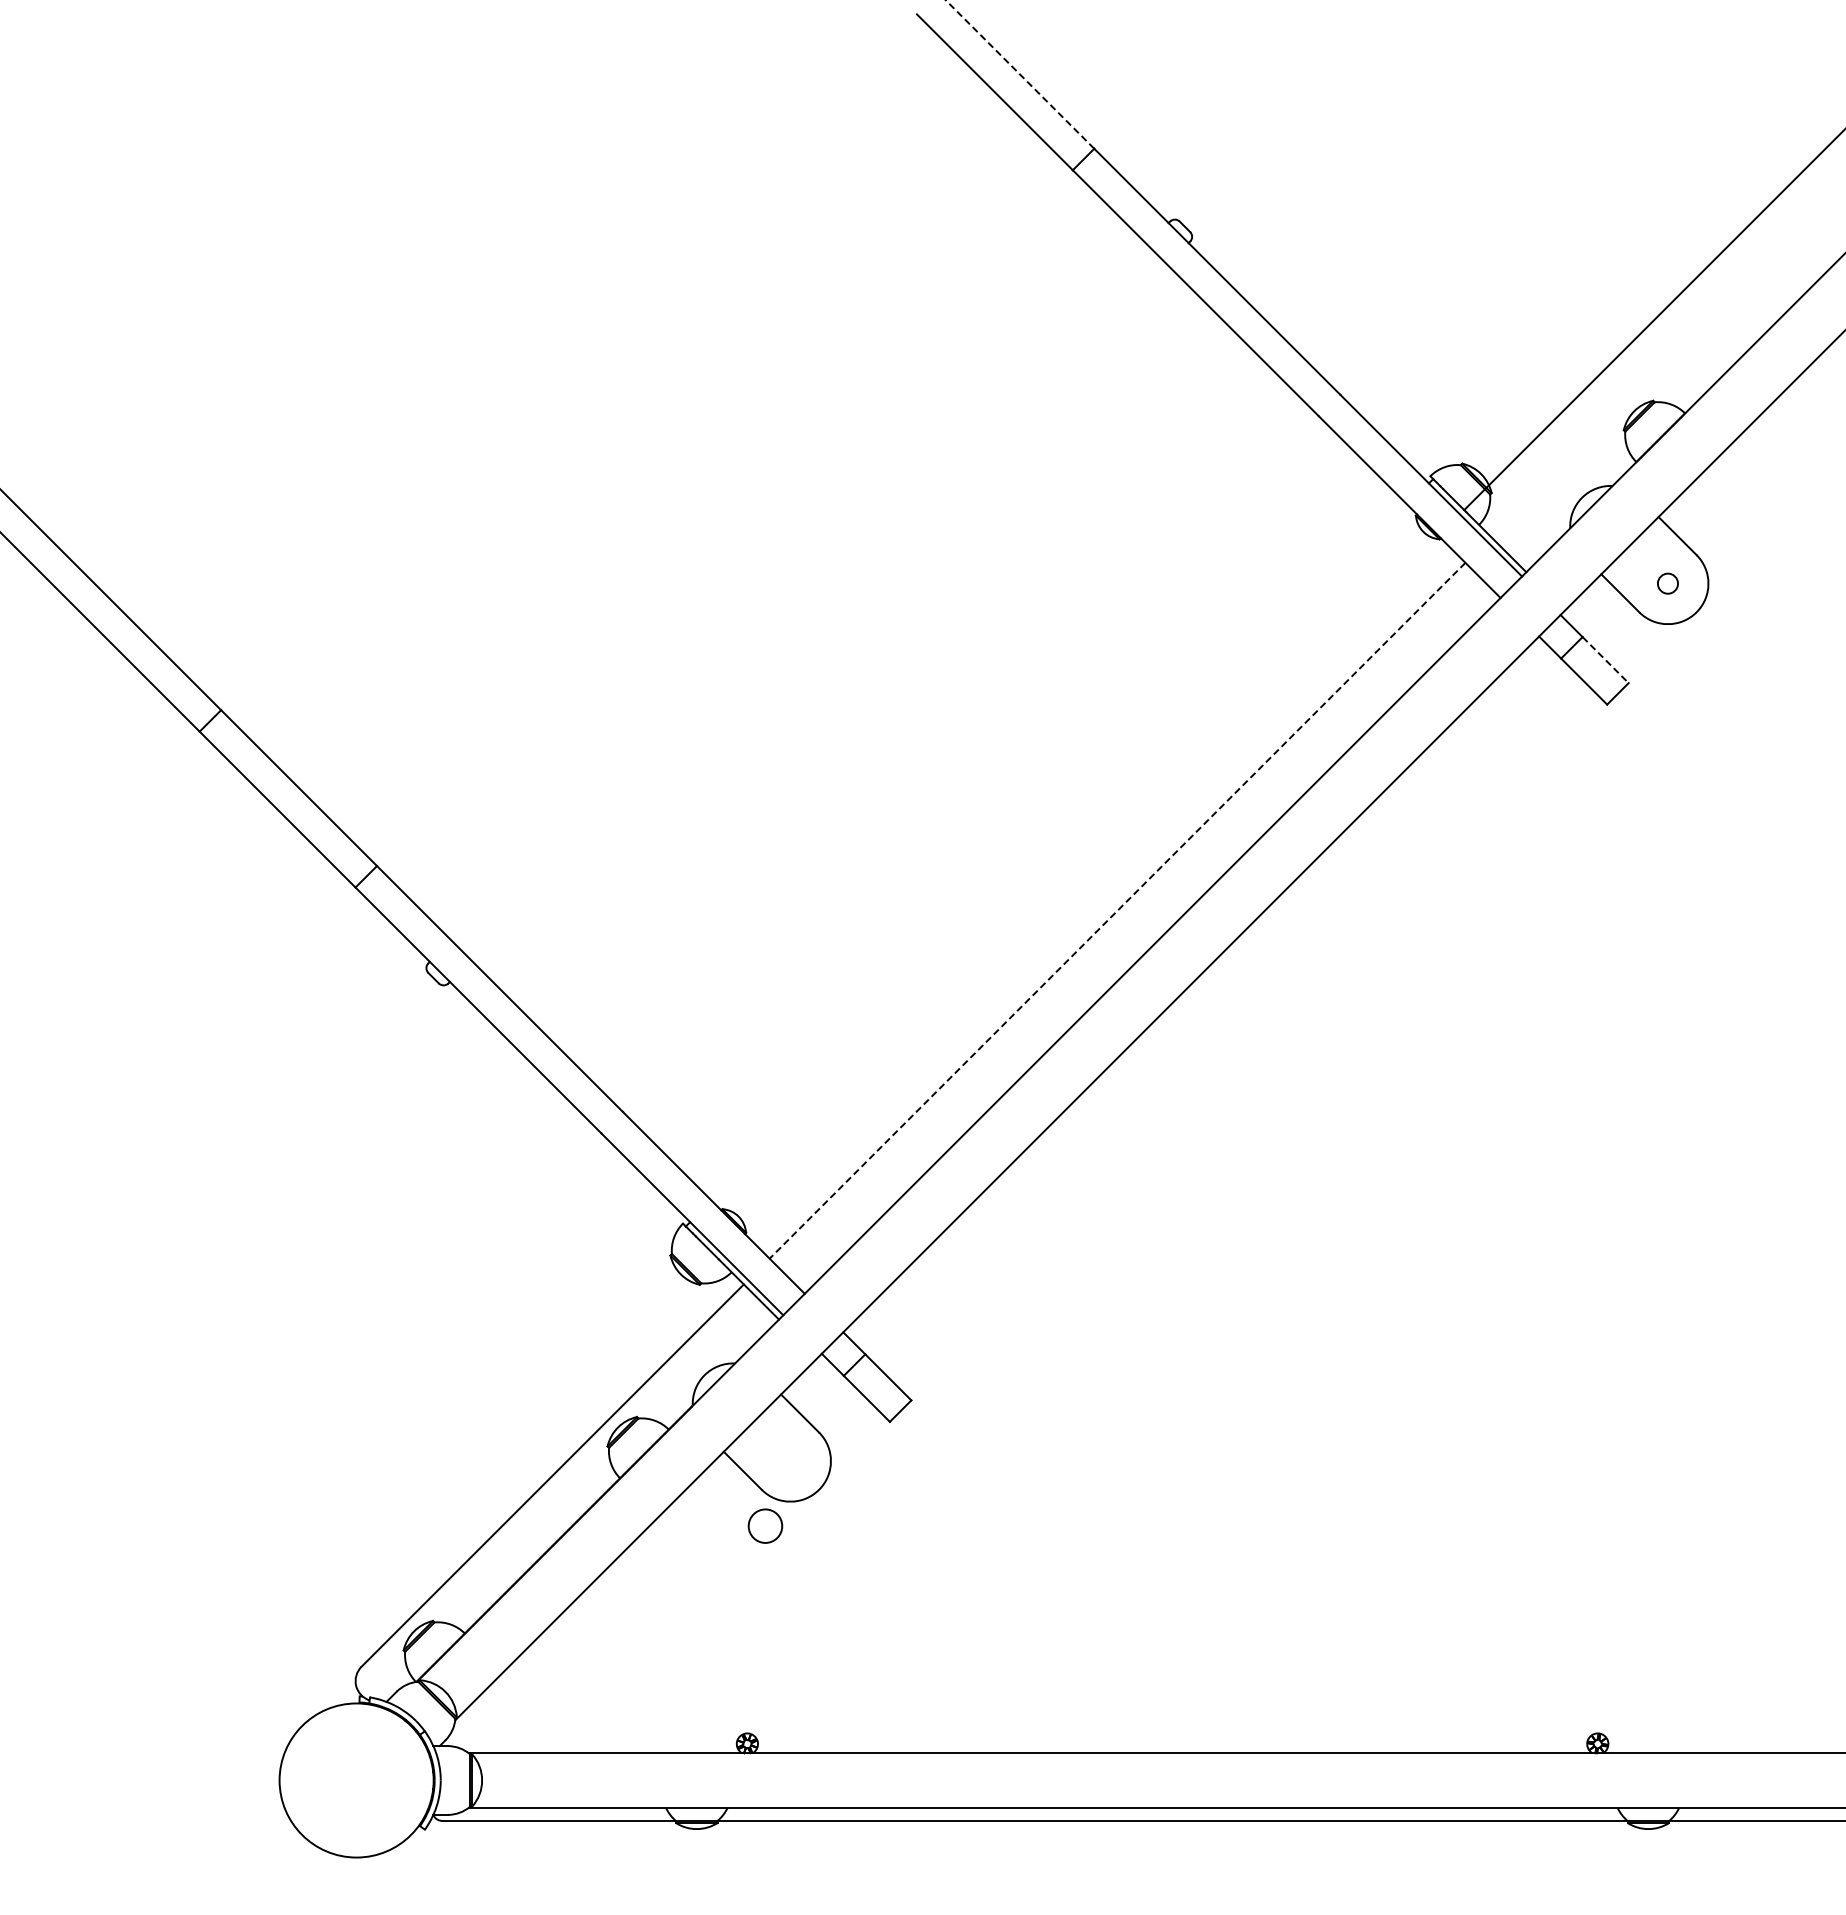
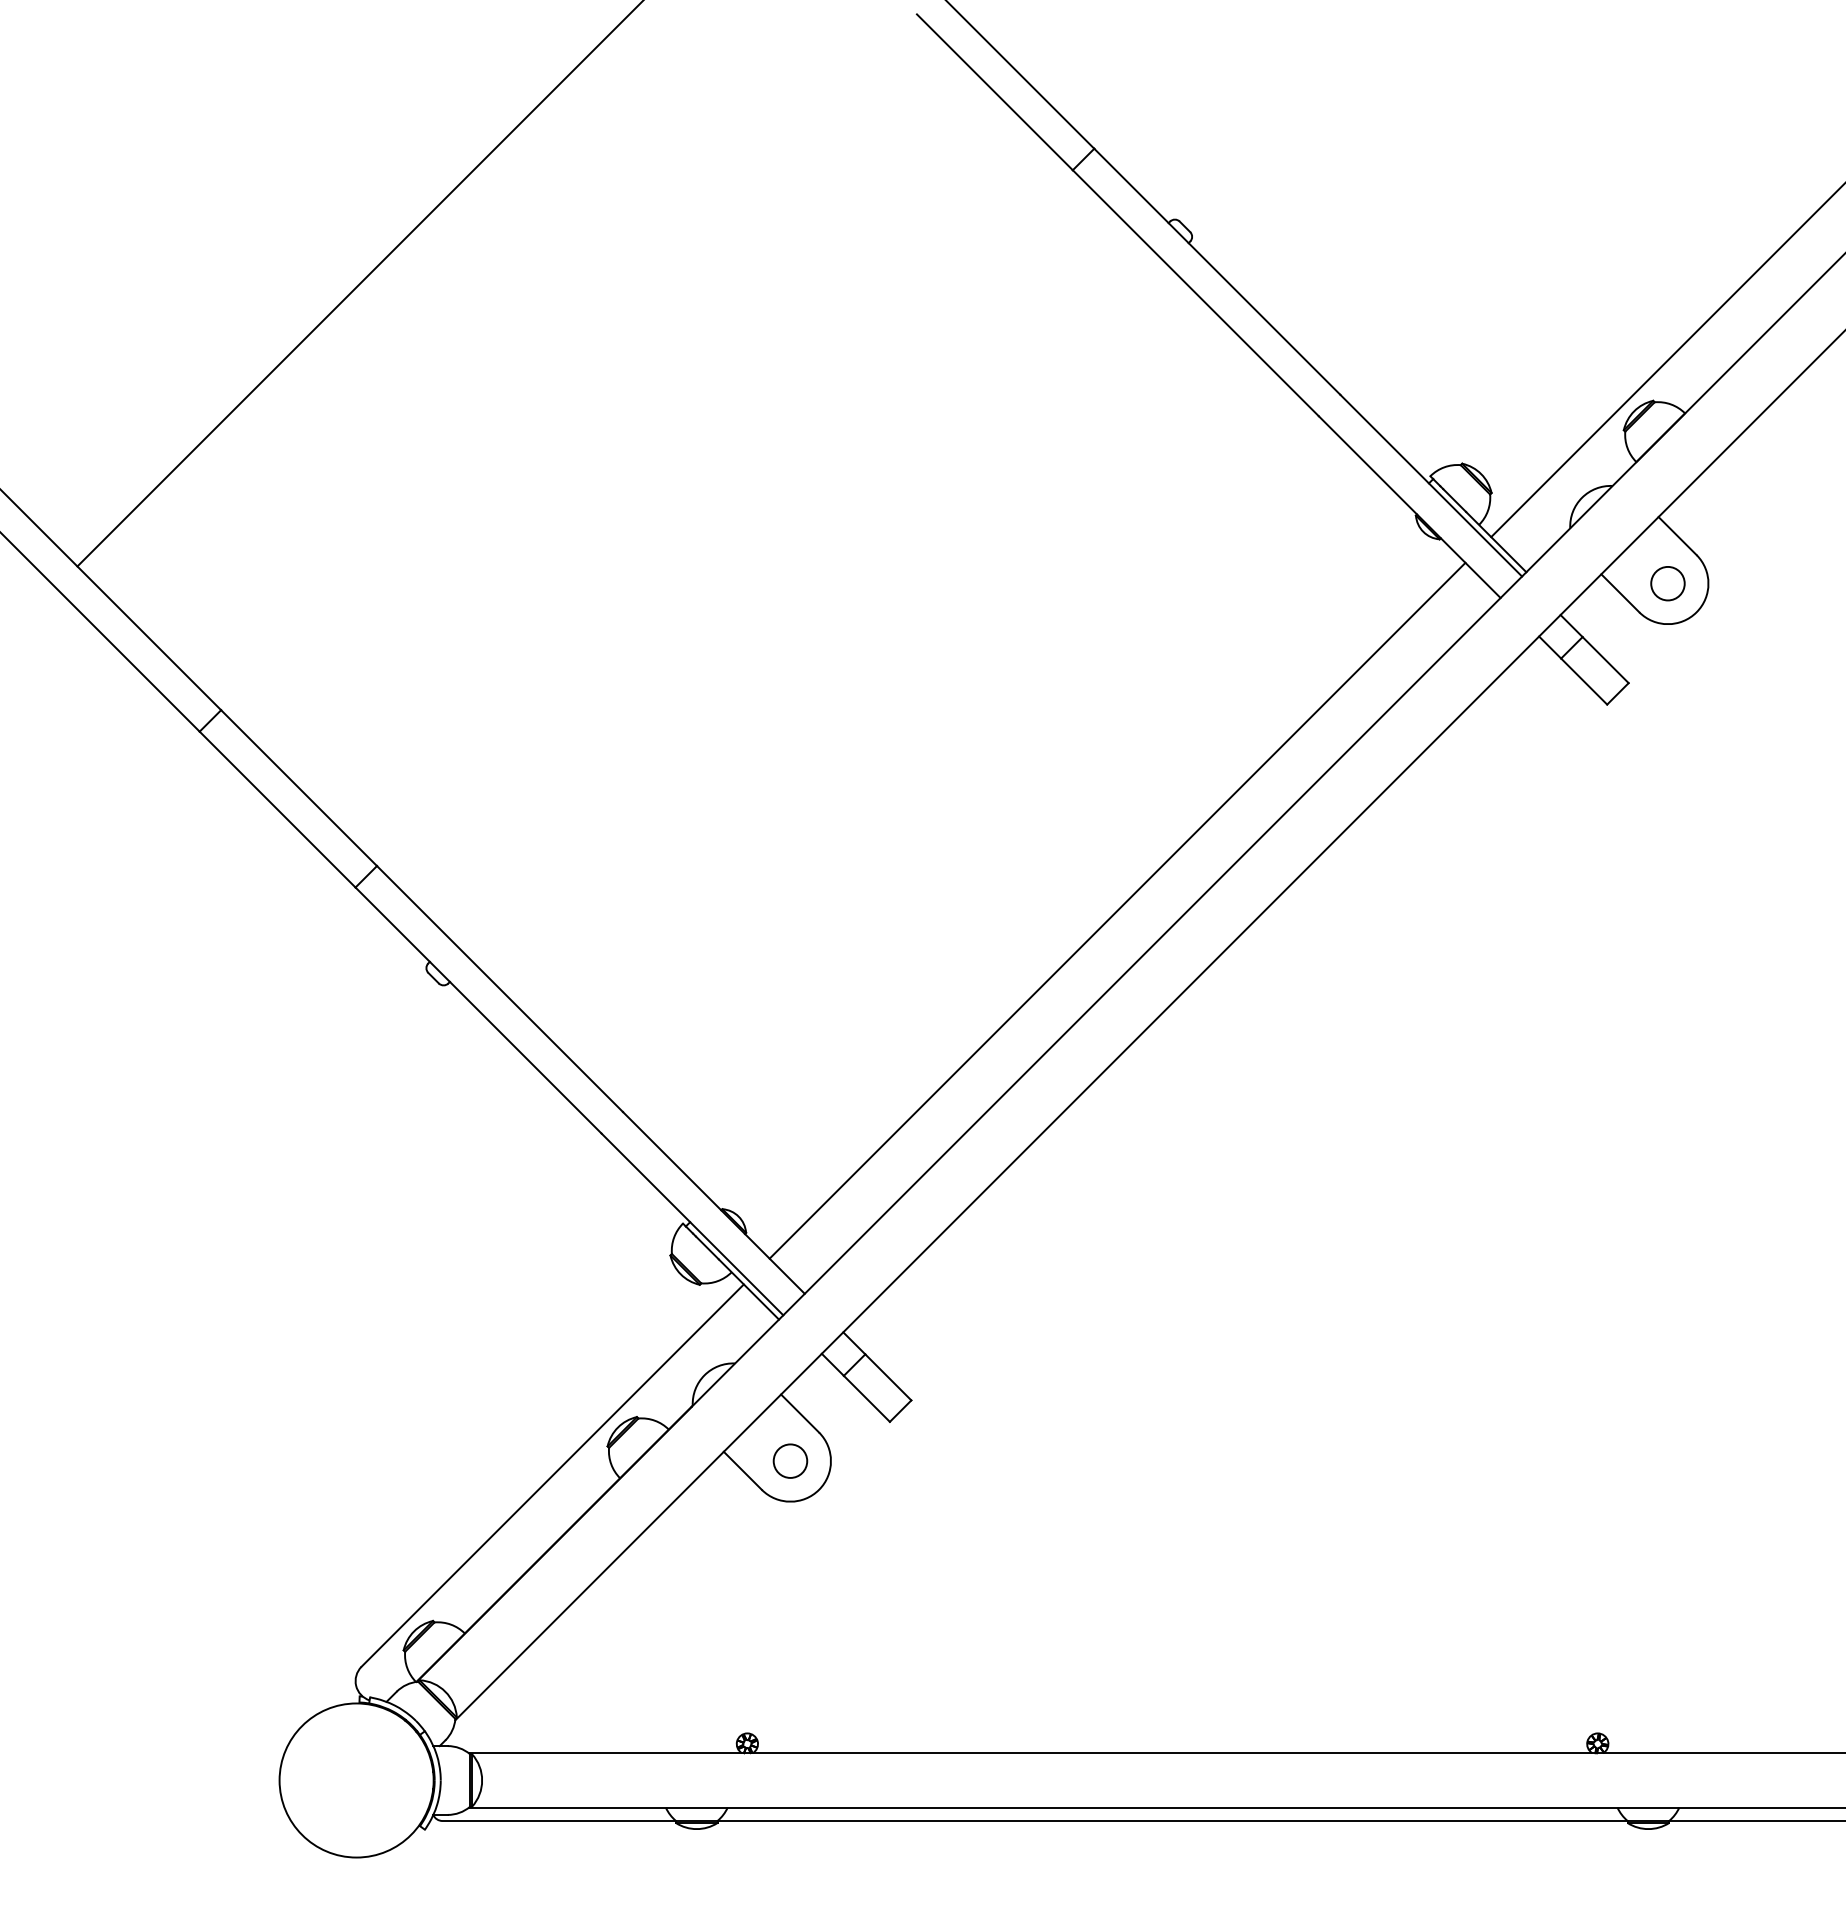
line: dashed -> solid (1020, 74)
line: none -> present (359, 284)
line position: (1653, 320) -> (1666, 361) (1666, 361)
circle diameter: 20 px -> 34 px (1667, 583)
line: dashed -> solid (1605, 660)
line: dashed -> solid (1117, 911)
circle position: (765, 1525) -> (790, 1460) (790, 1460)
